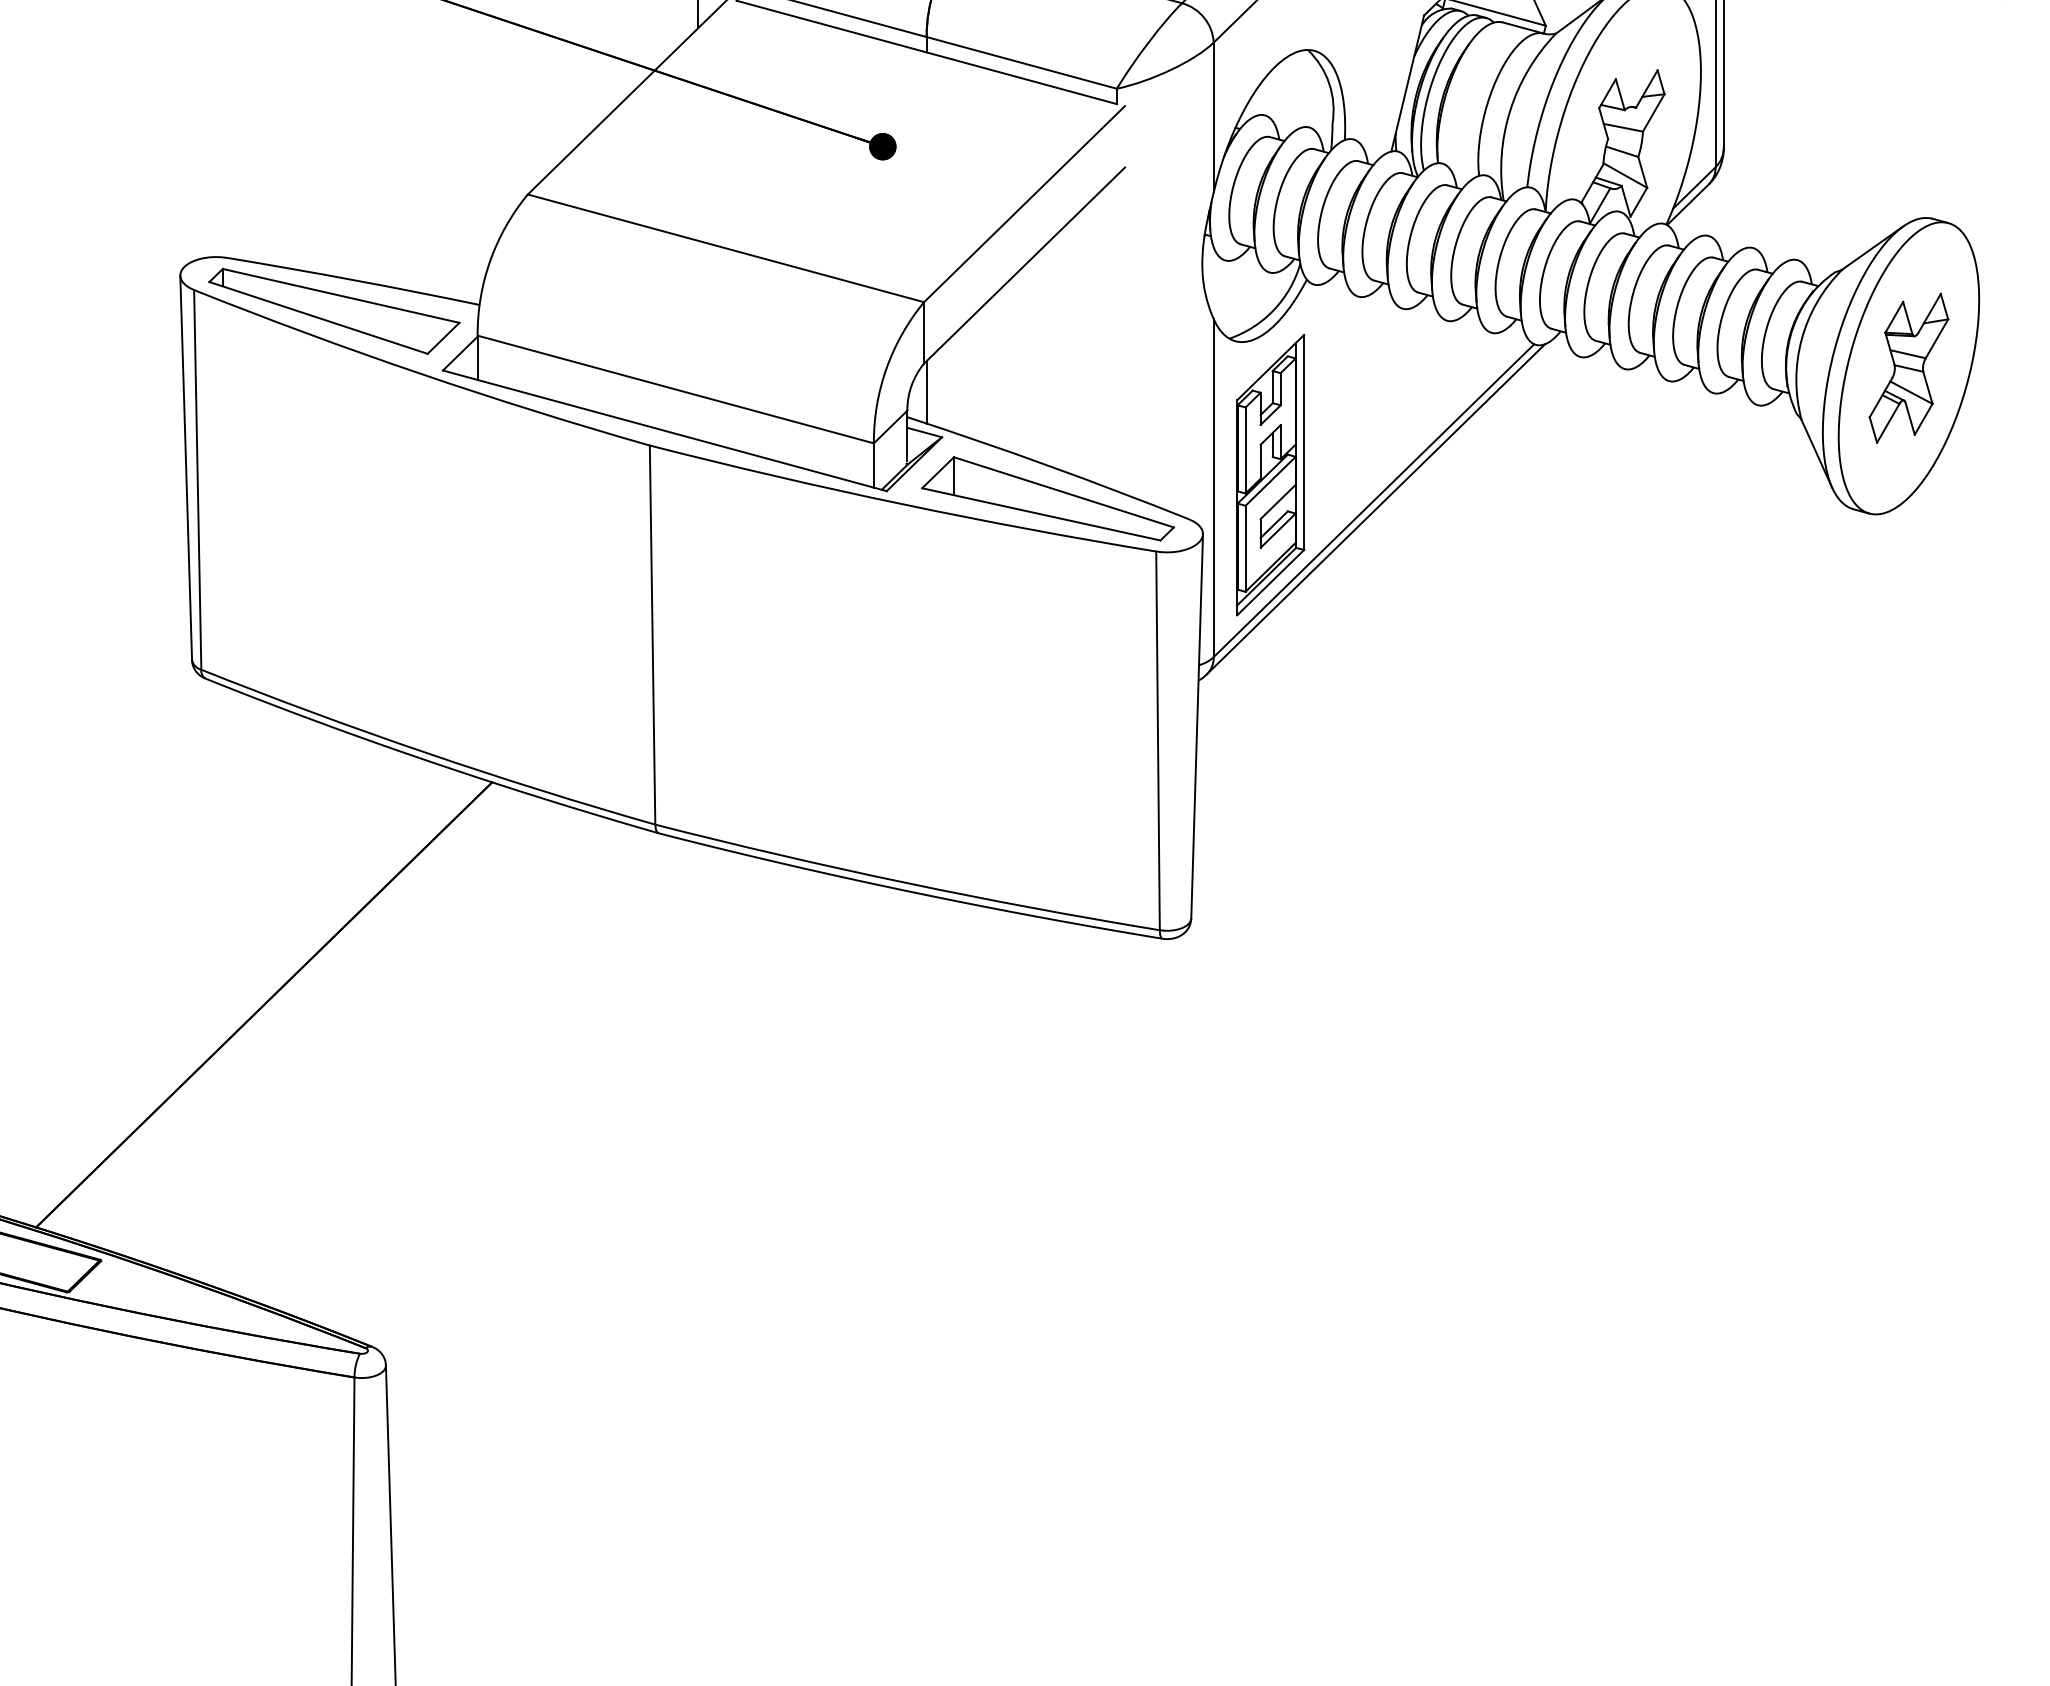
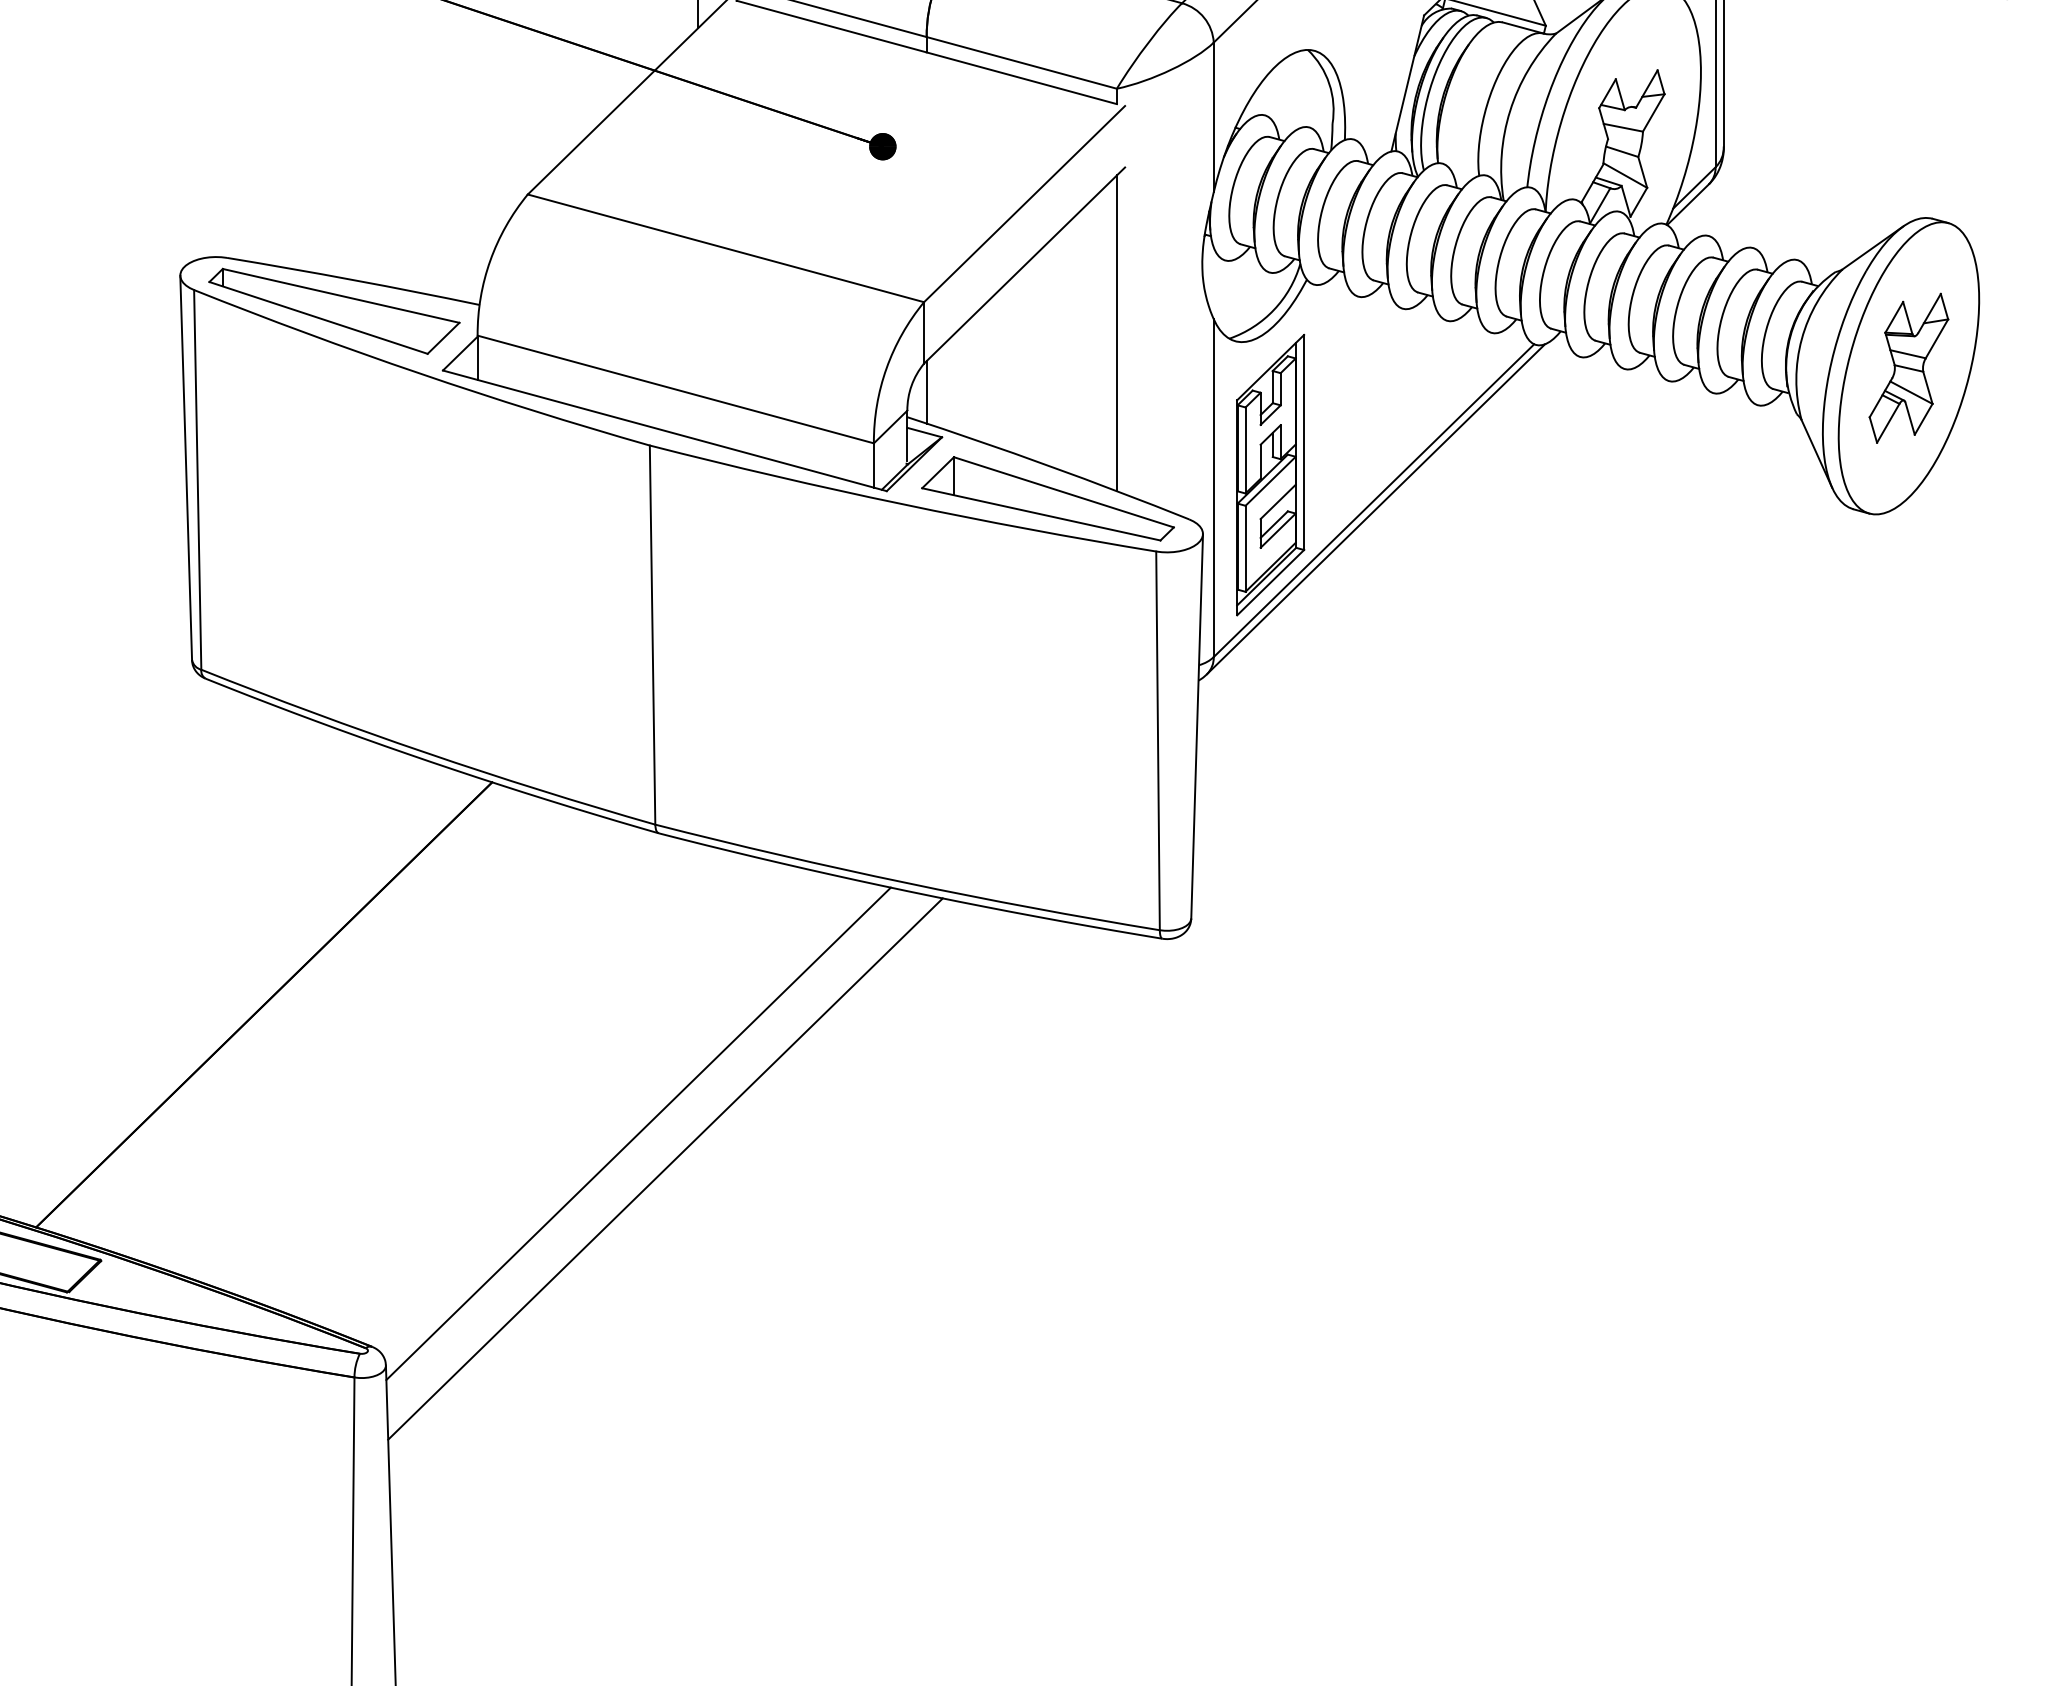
line: none -> present (1116, 333)
line: none -> present (638, 1133)
line: none -> present (665, 1168)
